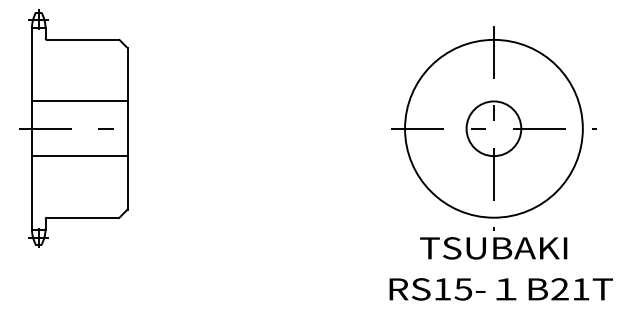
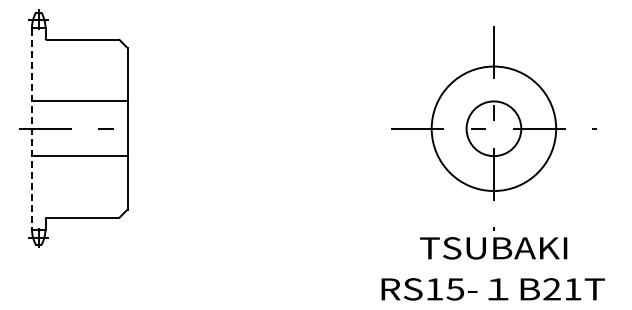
line: solid -> dashed (31, 128)
circle diameter: 178 px -> 124 px (493, 128)
text position: (500, 289) -> (492, 289) (492, 289)
